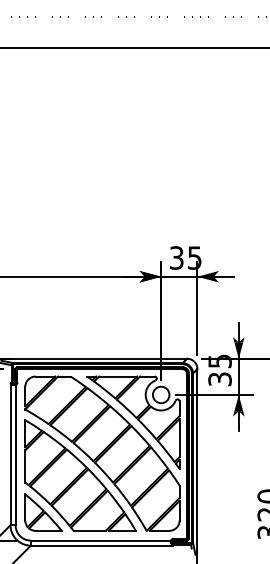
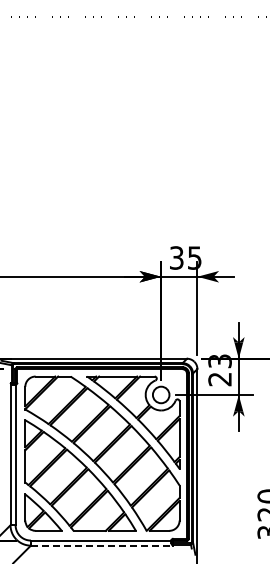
line: present -> none (134, 47)
text: 35 -> 23 (219, 370)
line: solid -> dashed (102, 545)
